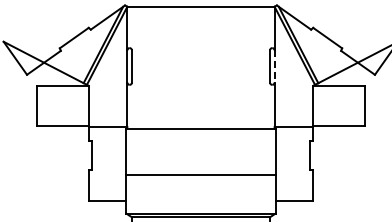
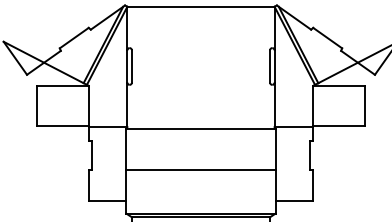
line: dashed -> solid (274, 66)
line position: (200, 174) -> (200, 169) (200, 169)
